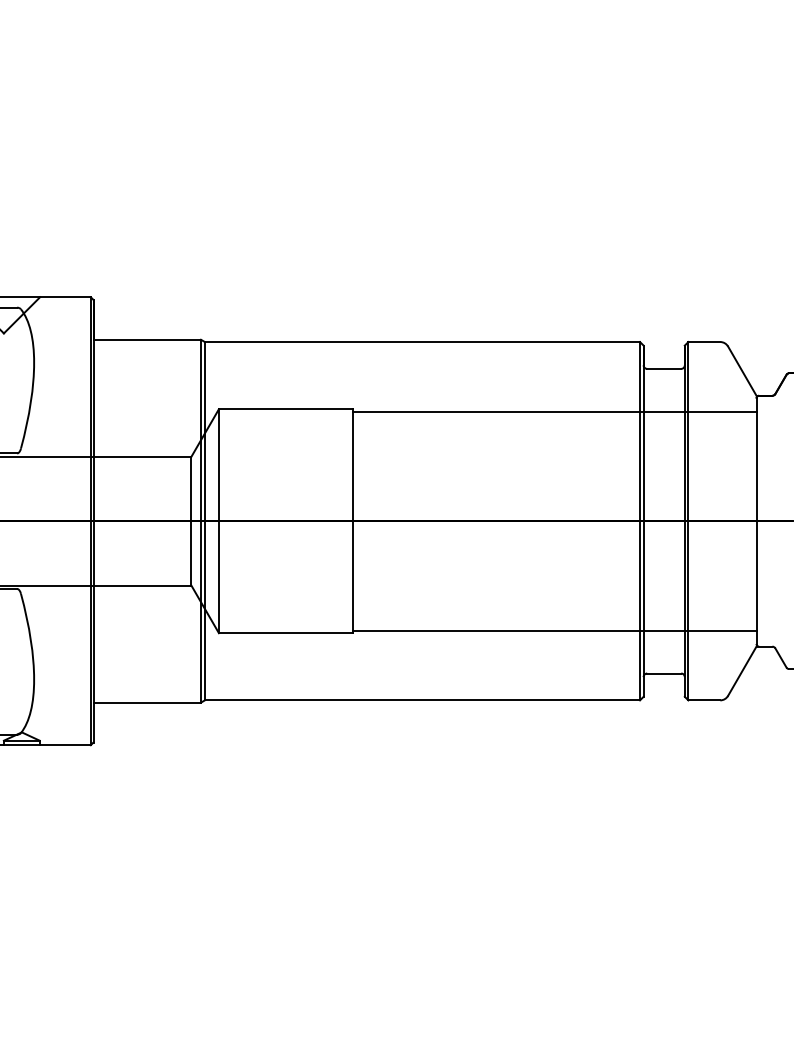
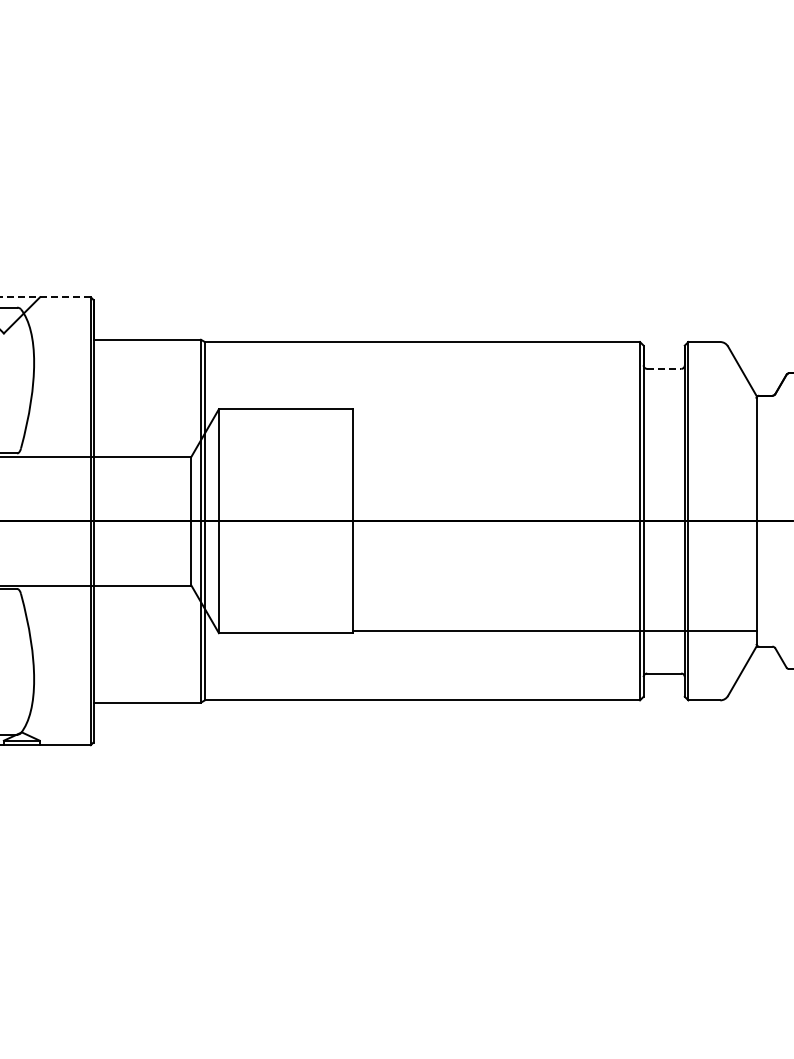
line: solid -> dashed (45, 297)
line: solid -> dashed (664, 368)
line: present -> none (554, 411)
